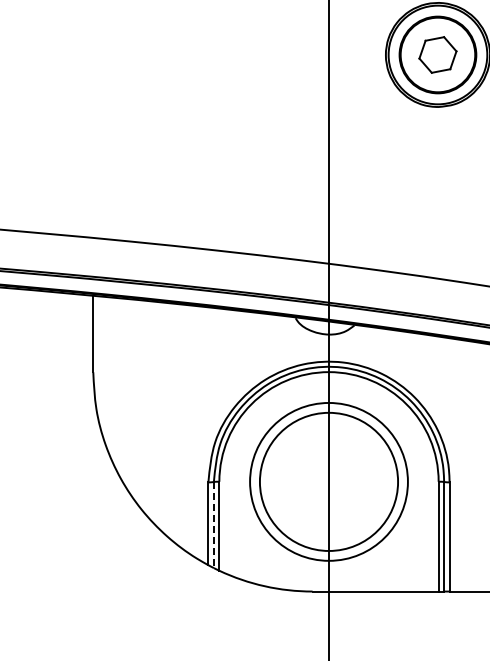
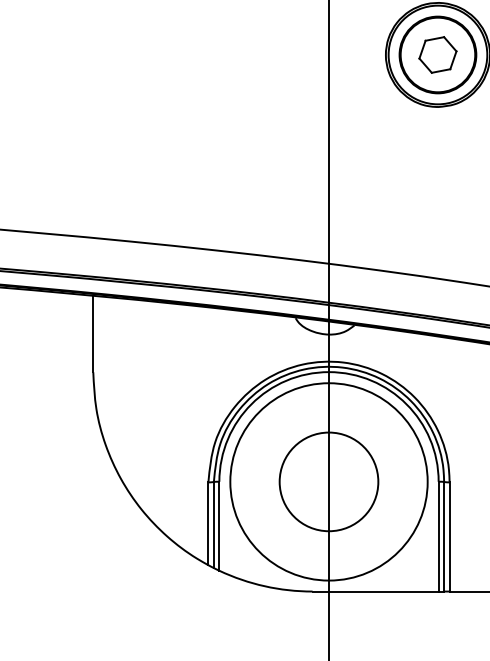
circle diameter: 138 px -> 99 px (328, 481)
circle diameter: 158 px -> 197 px (328, 481)
line: dashed -> solid (213, 525)
